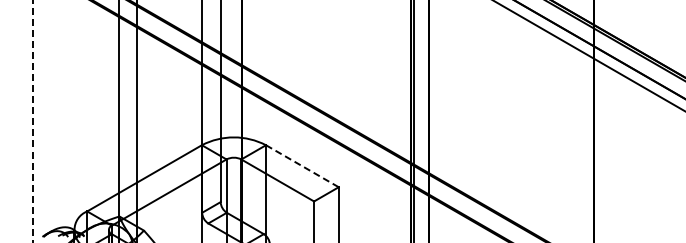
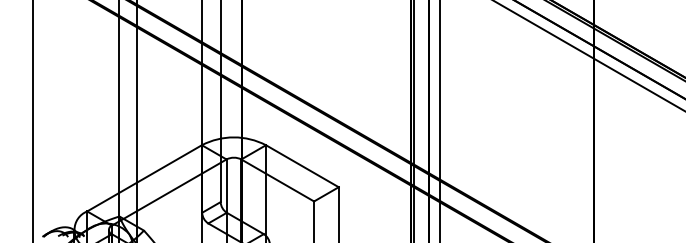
line: none -> present (439, 120)
line: dashed -> solid (32, 121)
line: dashed -> solid (302, 166)
